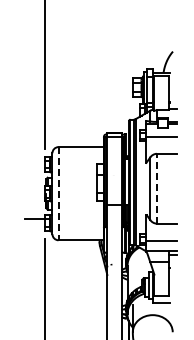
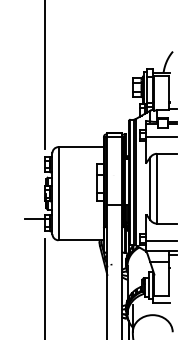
line: dashed -> solid (156, 188)
line: dashed -> solid (58, 193)
